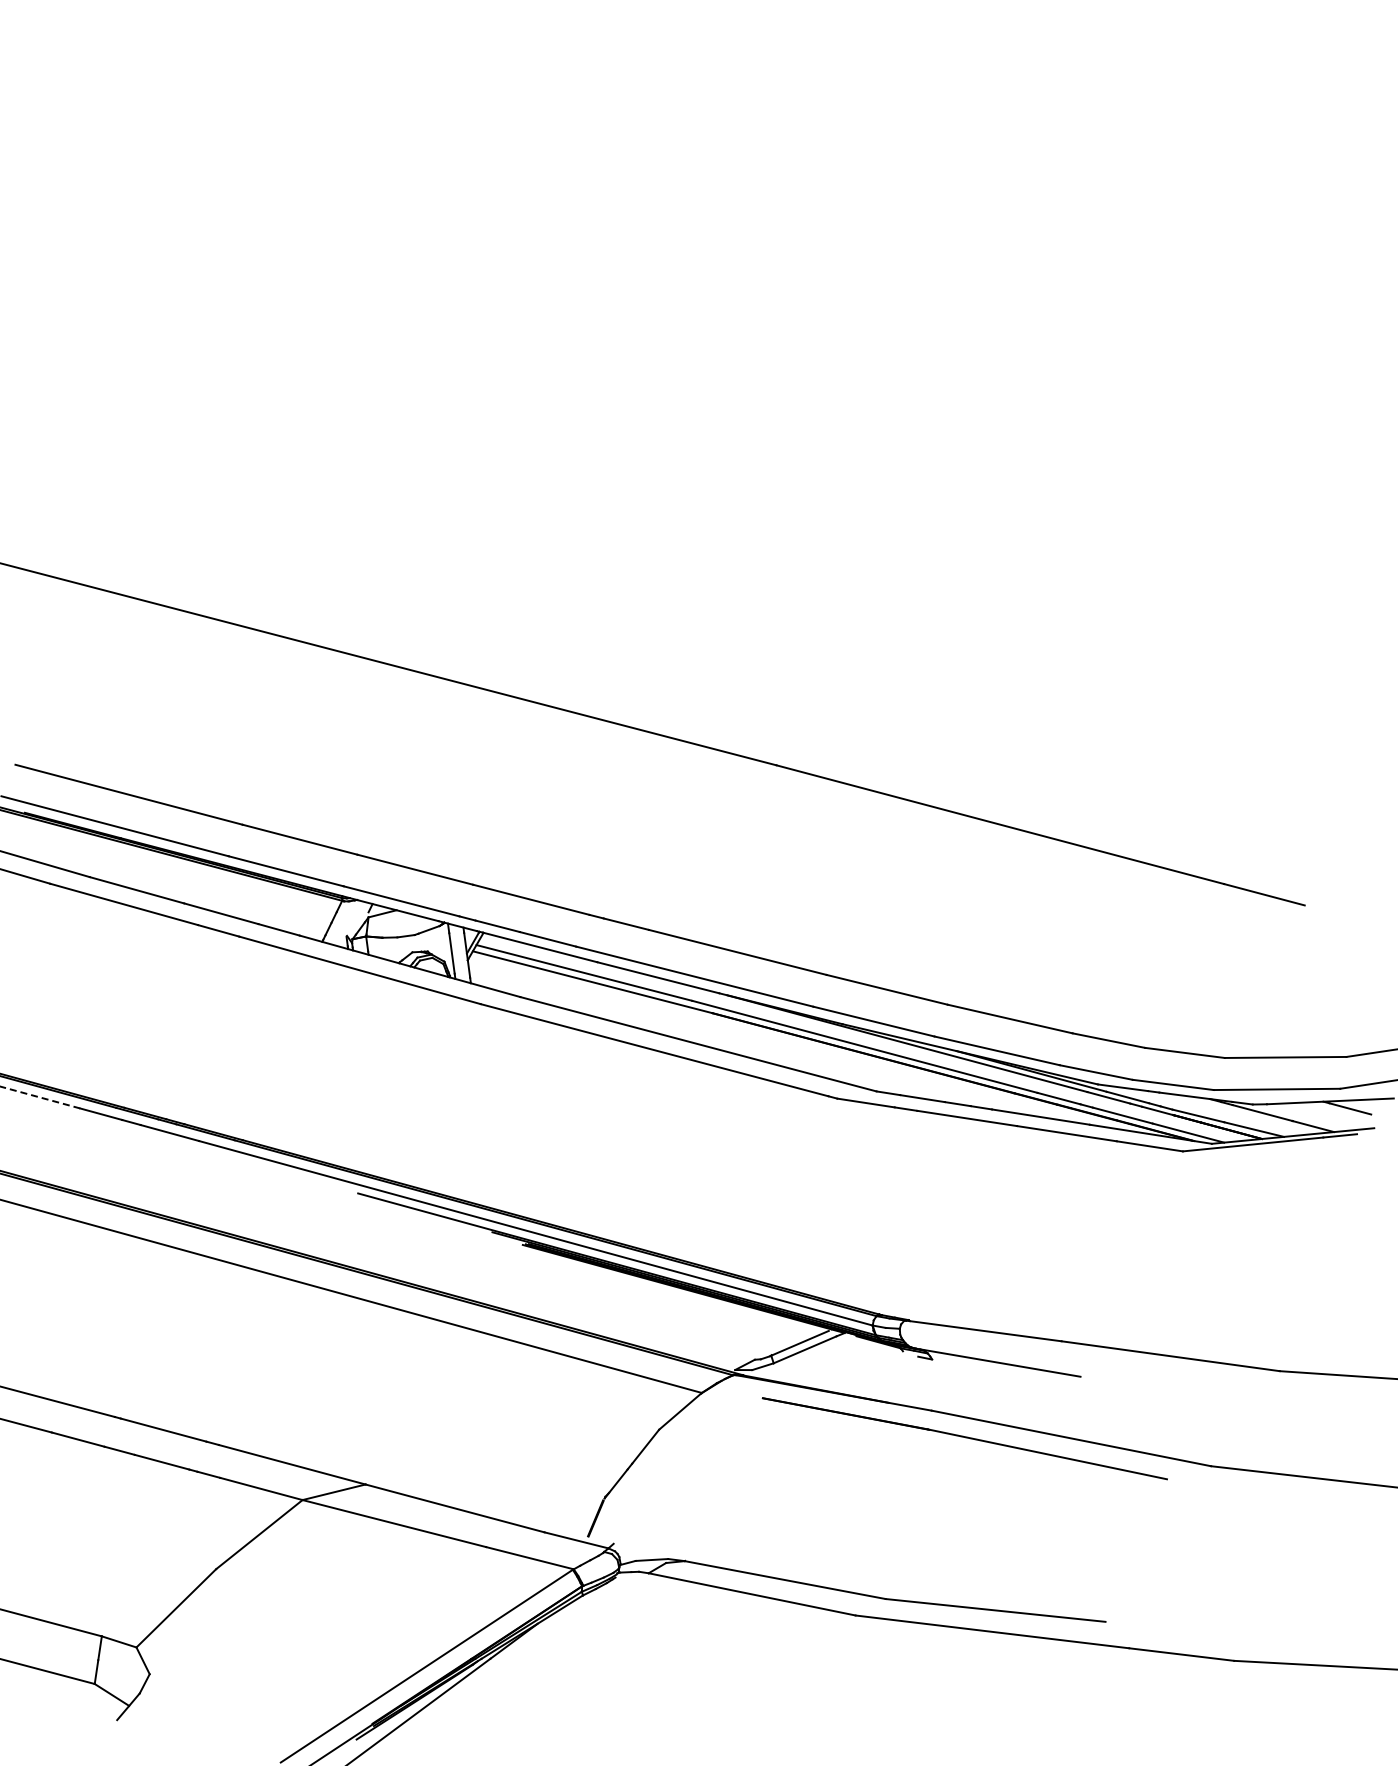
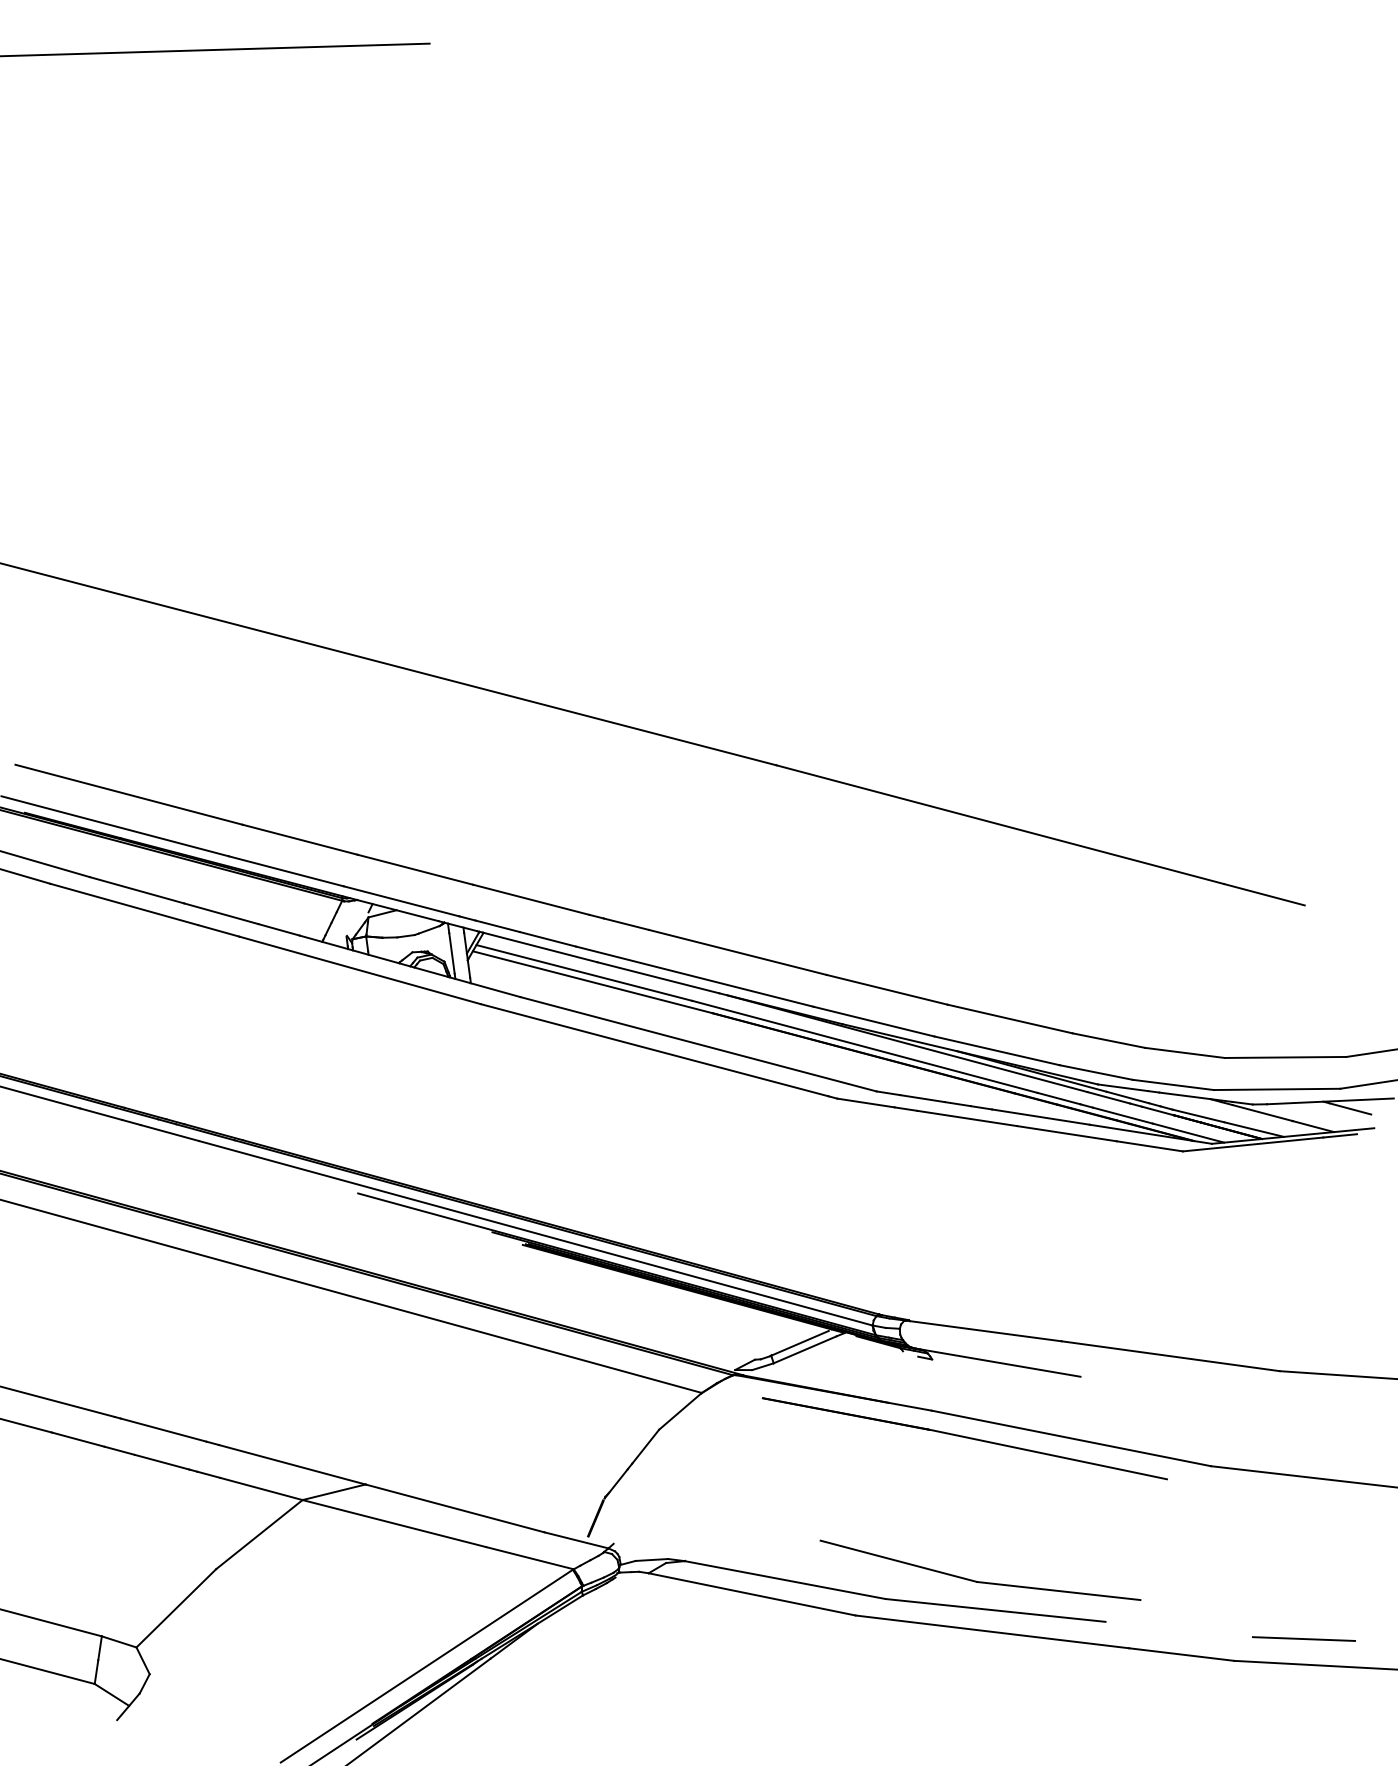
line: none -> present (215, 49)
line: dashed -> solid (39, 1097)
part: none -> present (976, 1580)
line: none -> present (1303, 1638)
